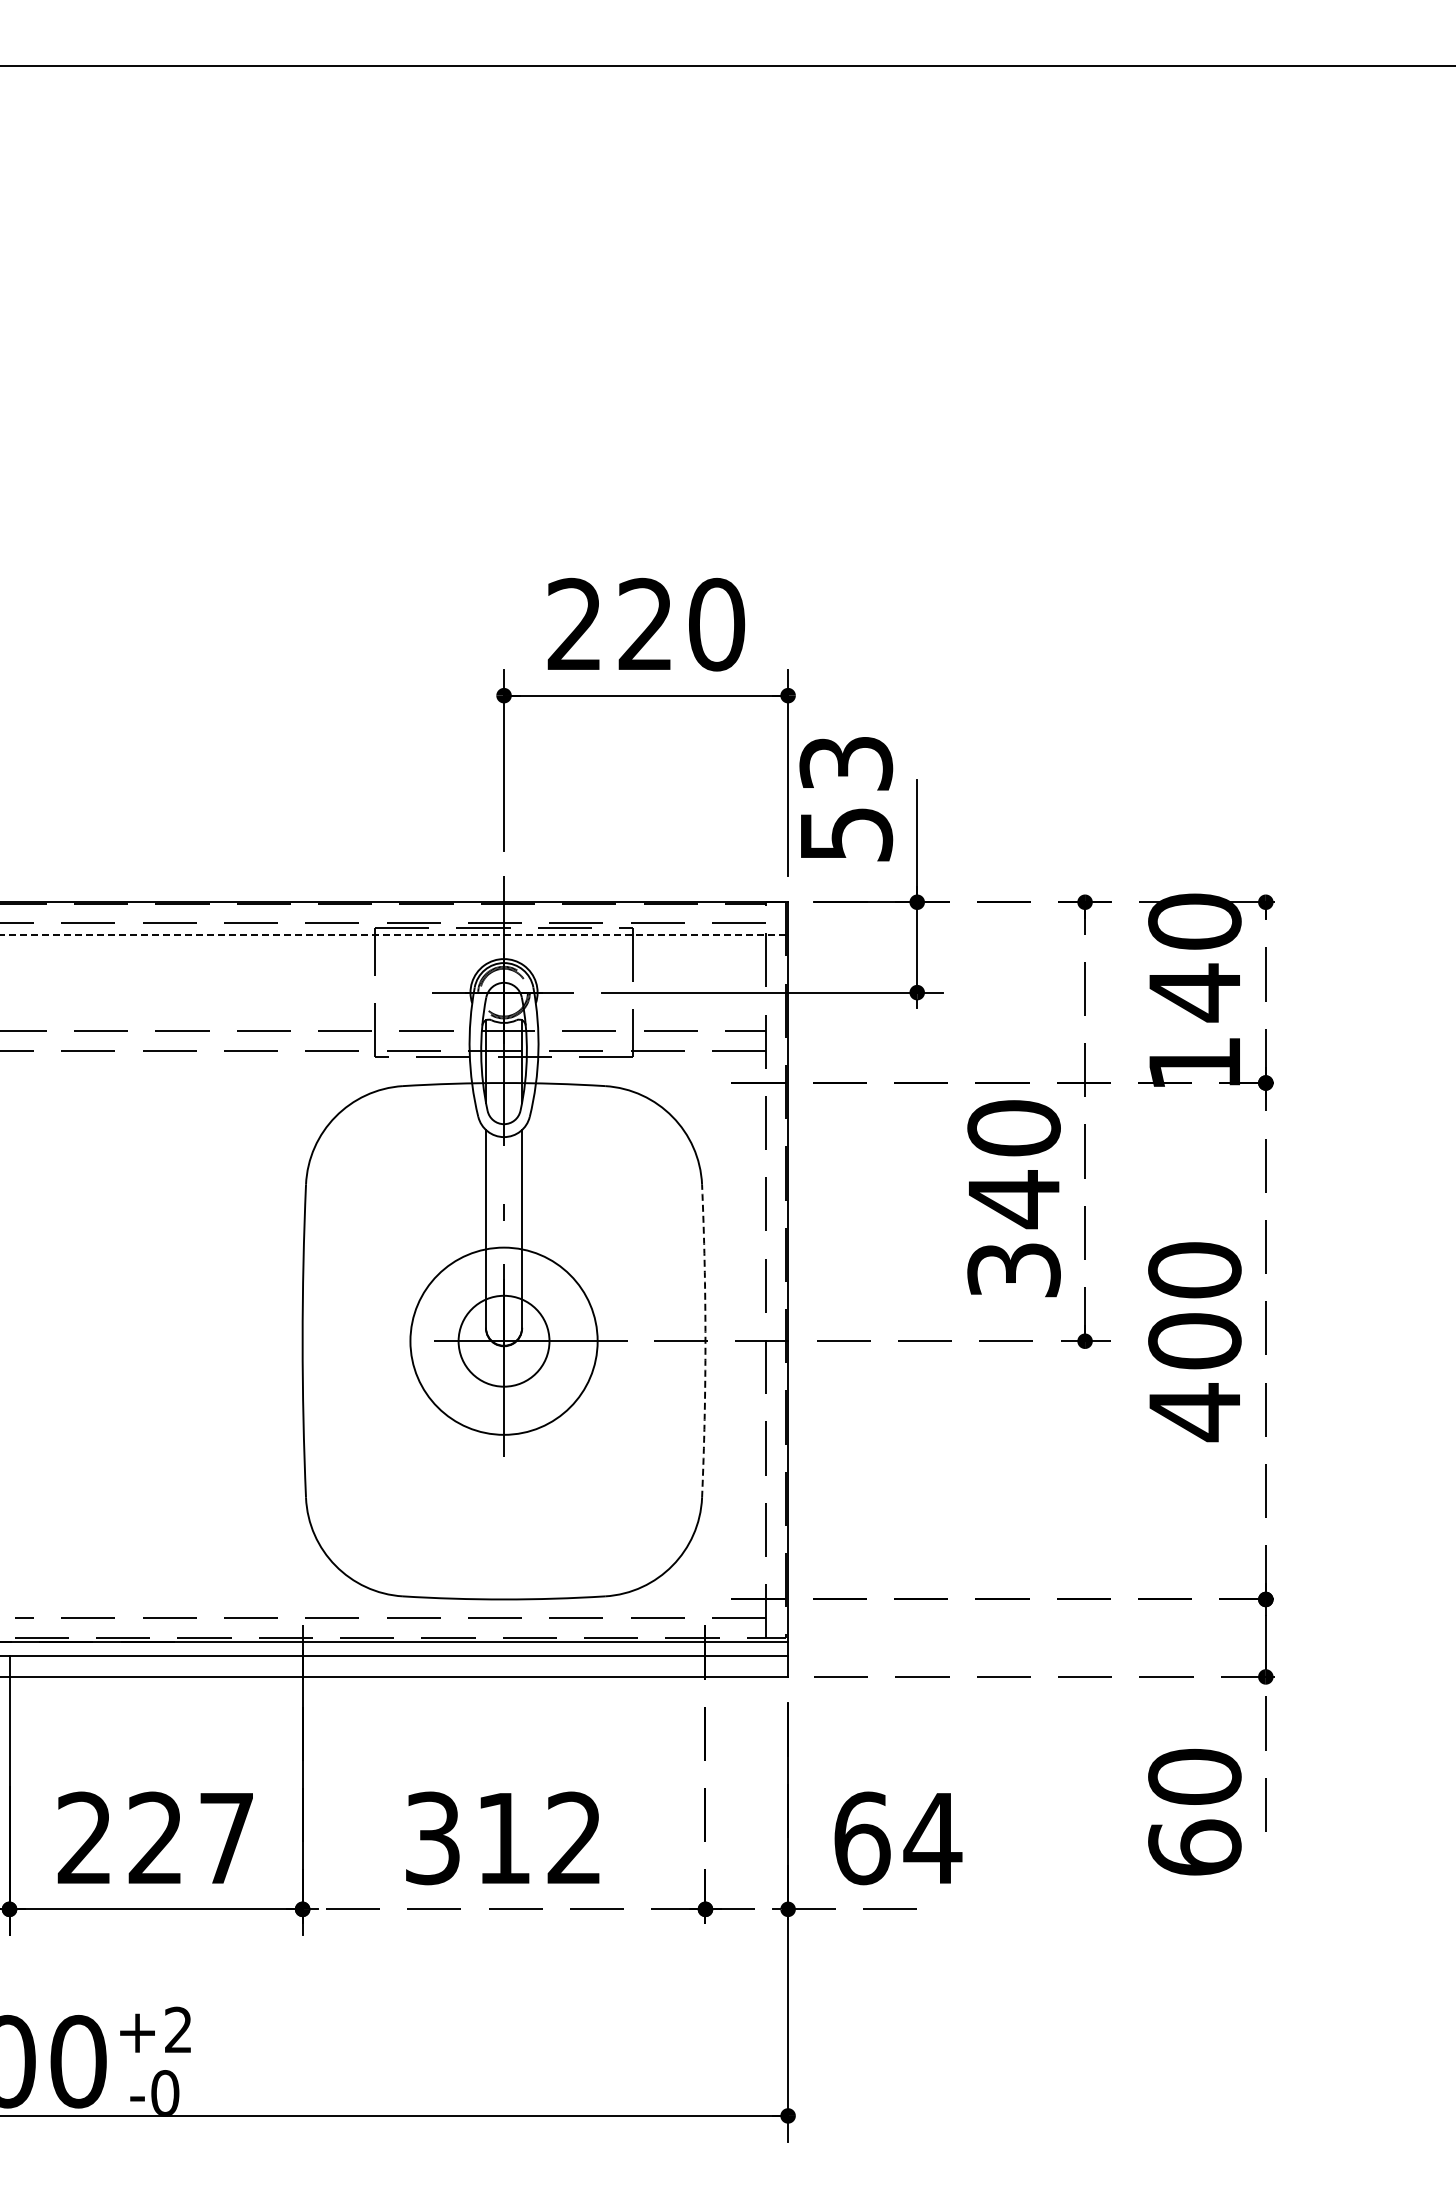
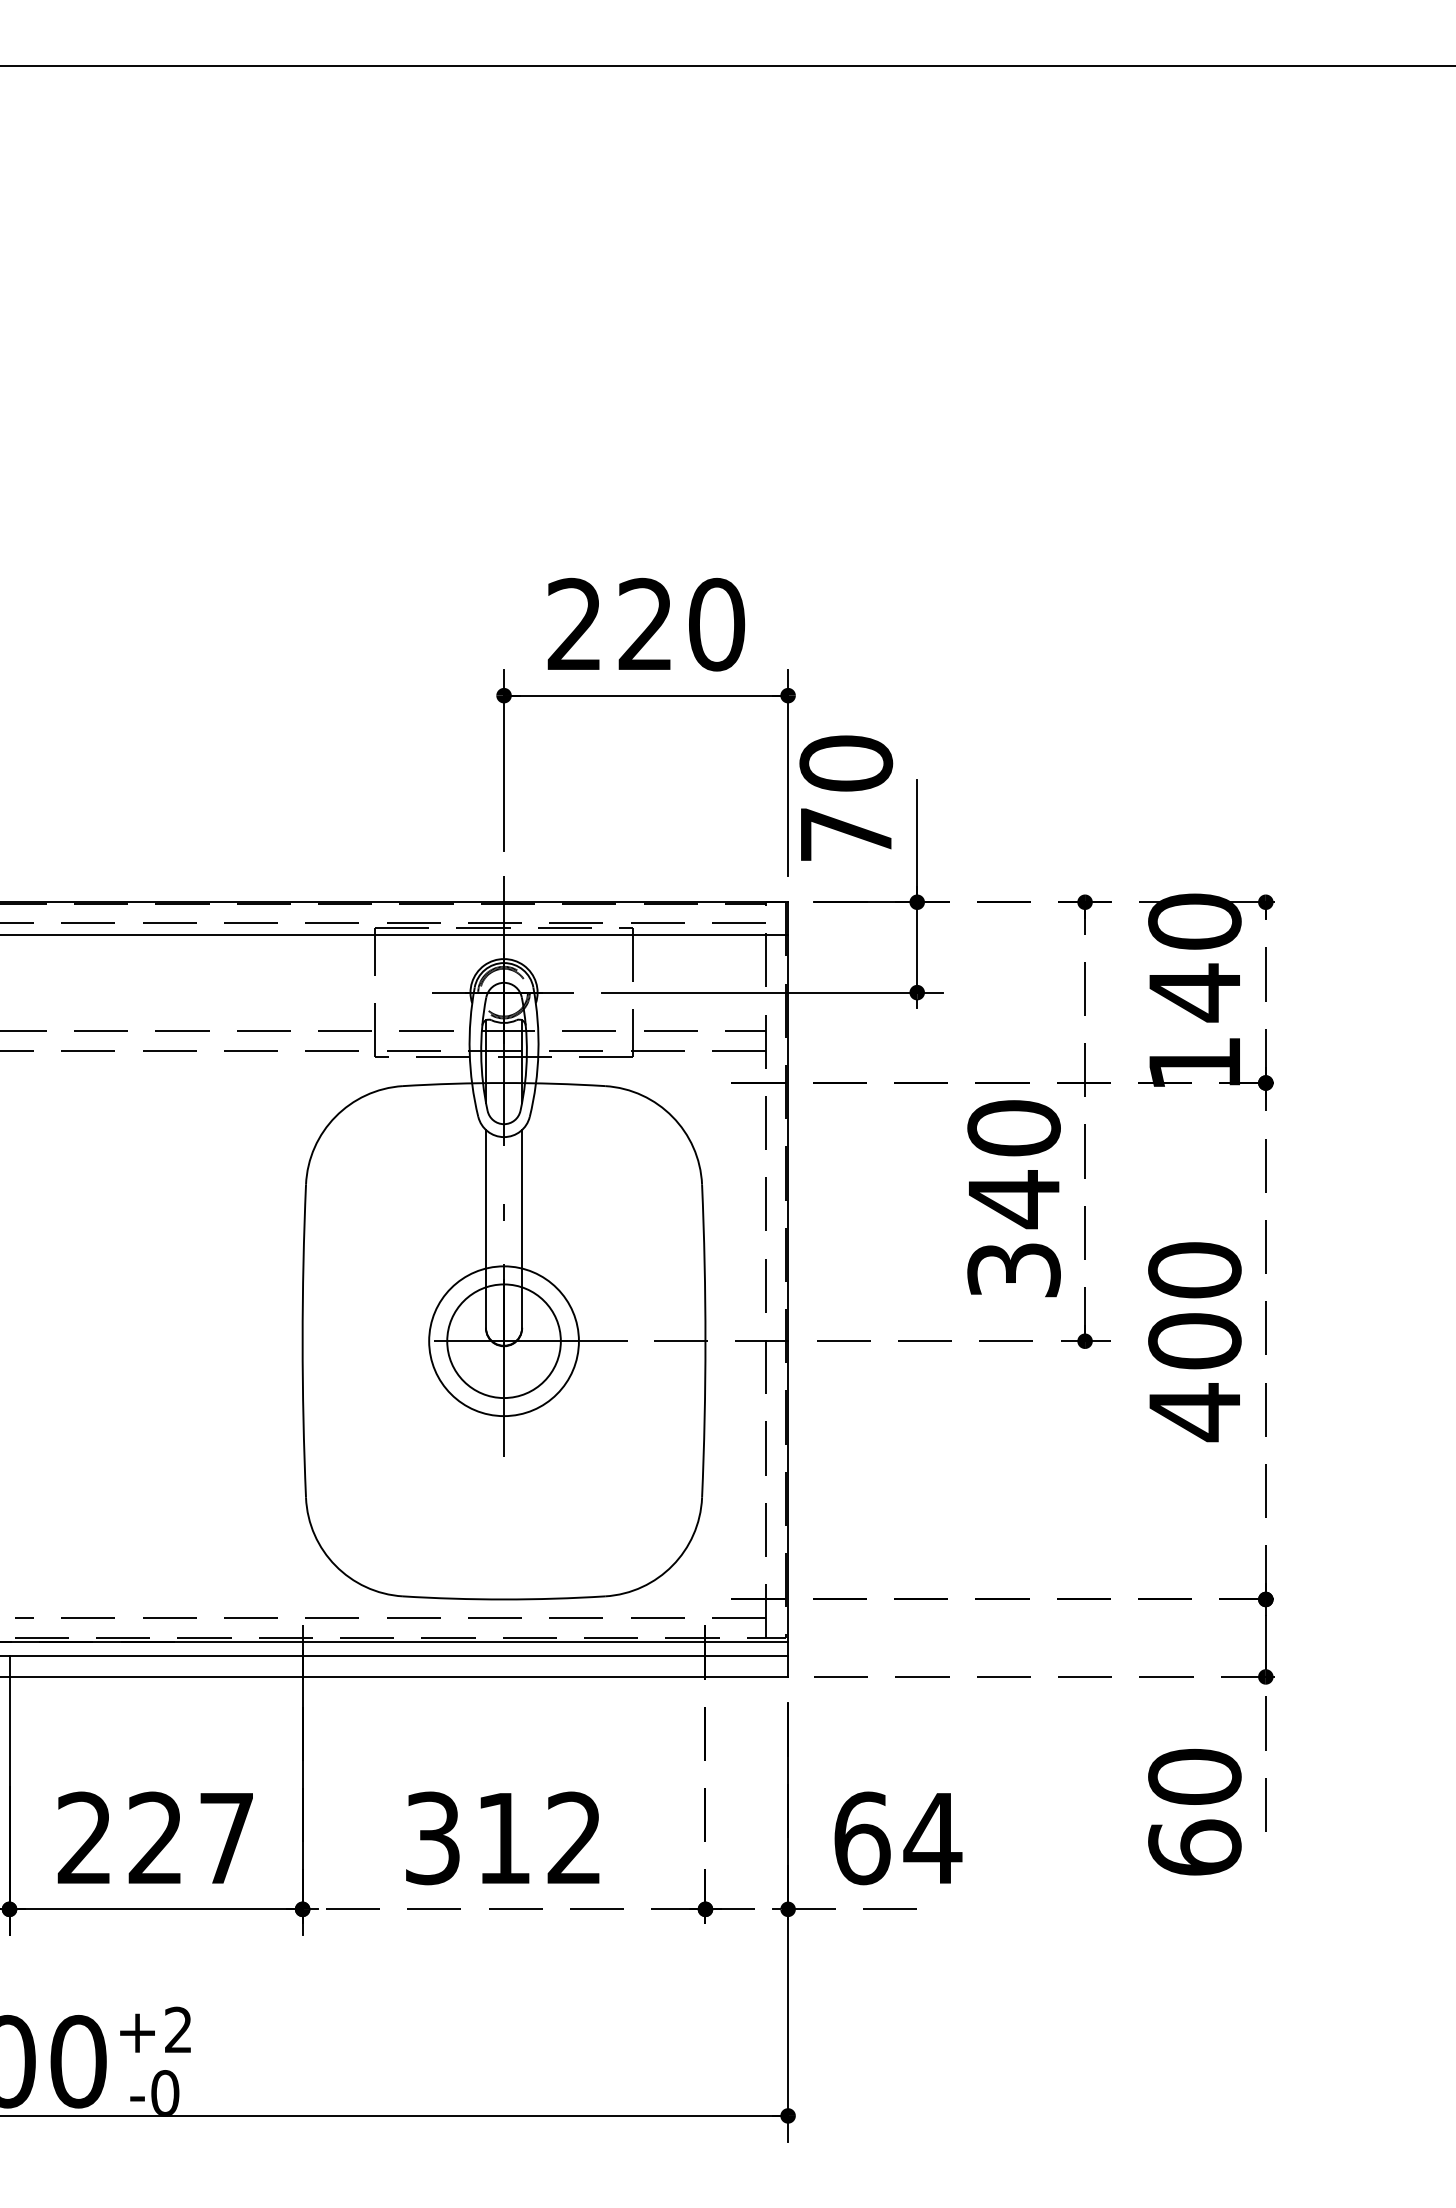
text: 53 -> 70 (846, 798)
line: dashed -> solid (394, 934)
circle diameter: 187 px -> 150 px (503, 1341)
circle diameter: 91 px -> 114 px (503, 1341)
arc: dashed -> solid (705, 1341)
